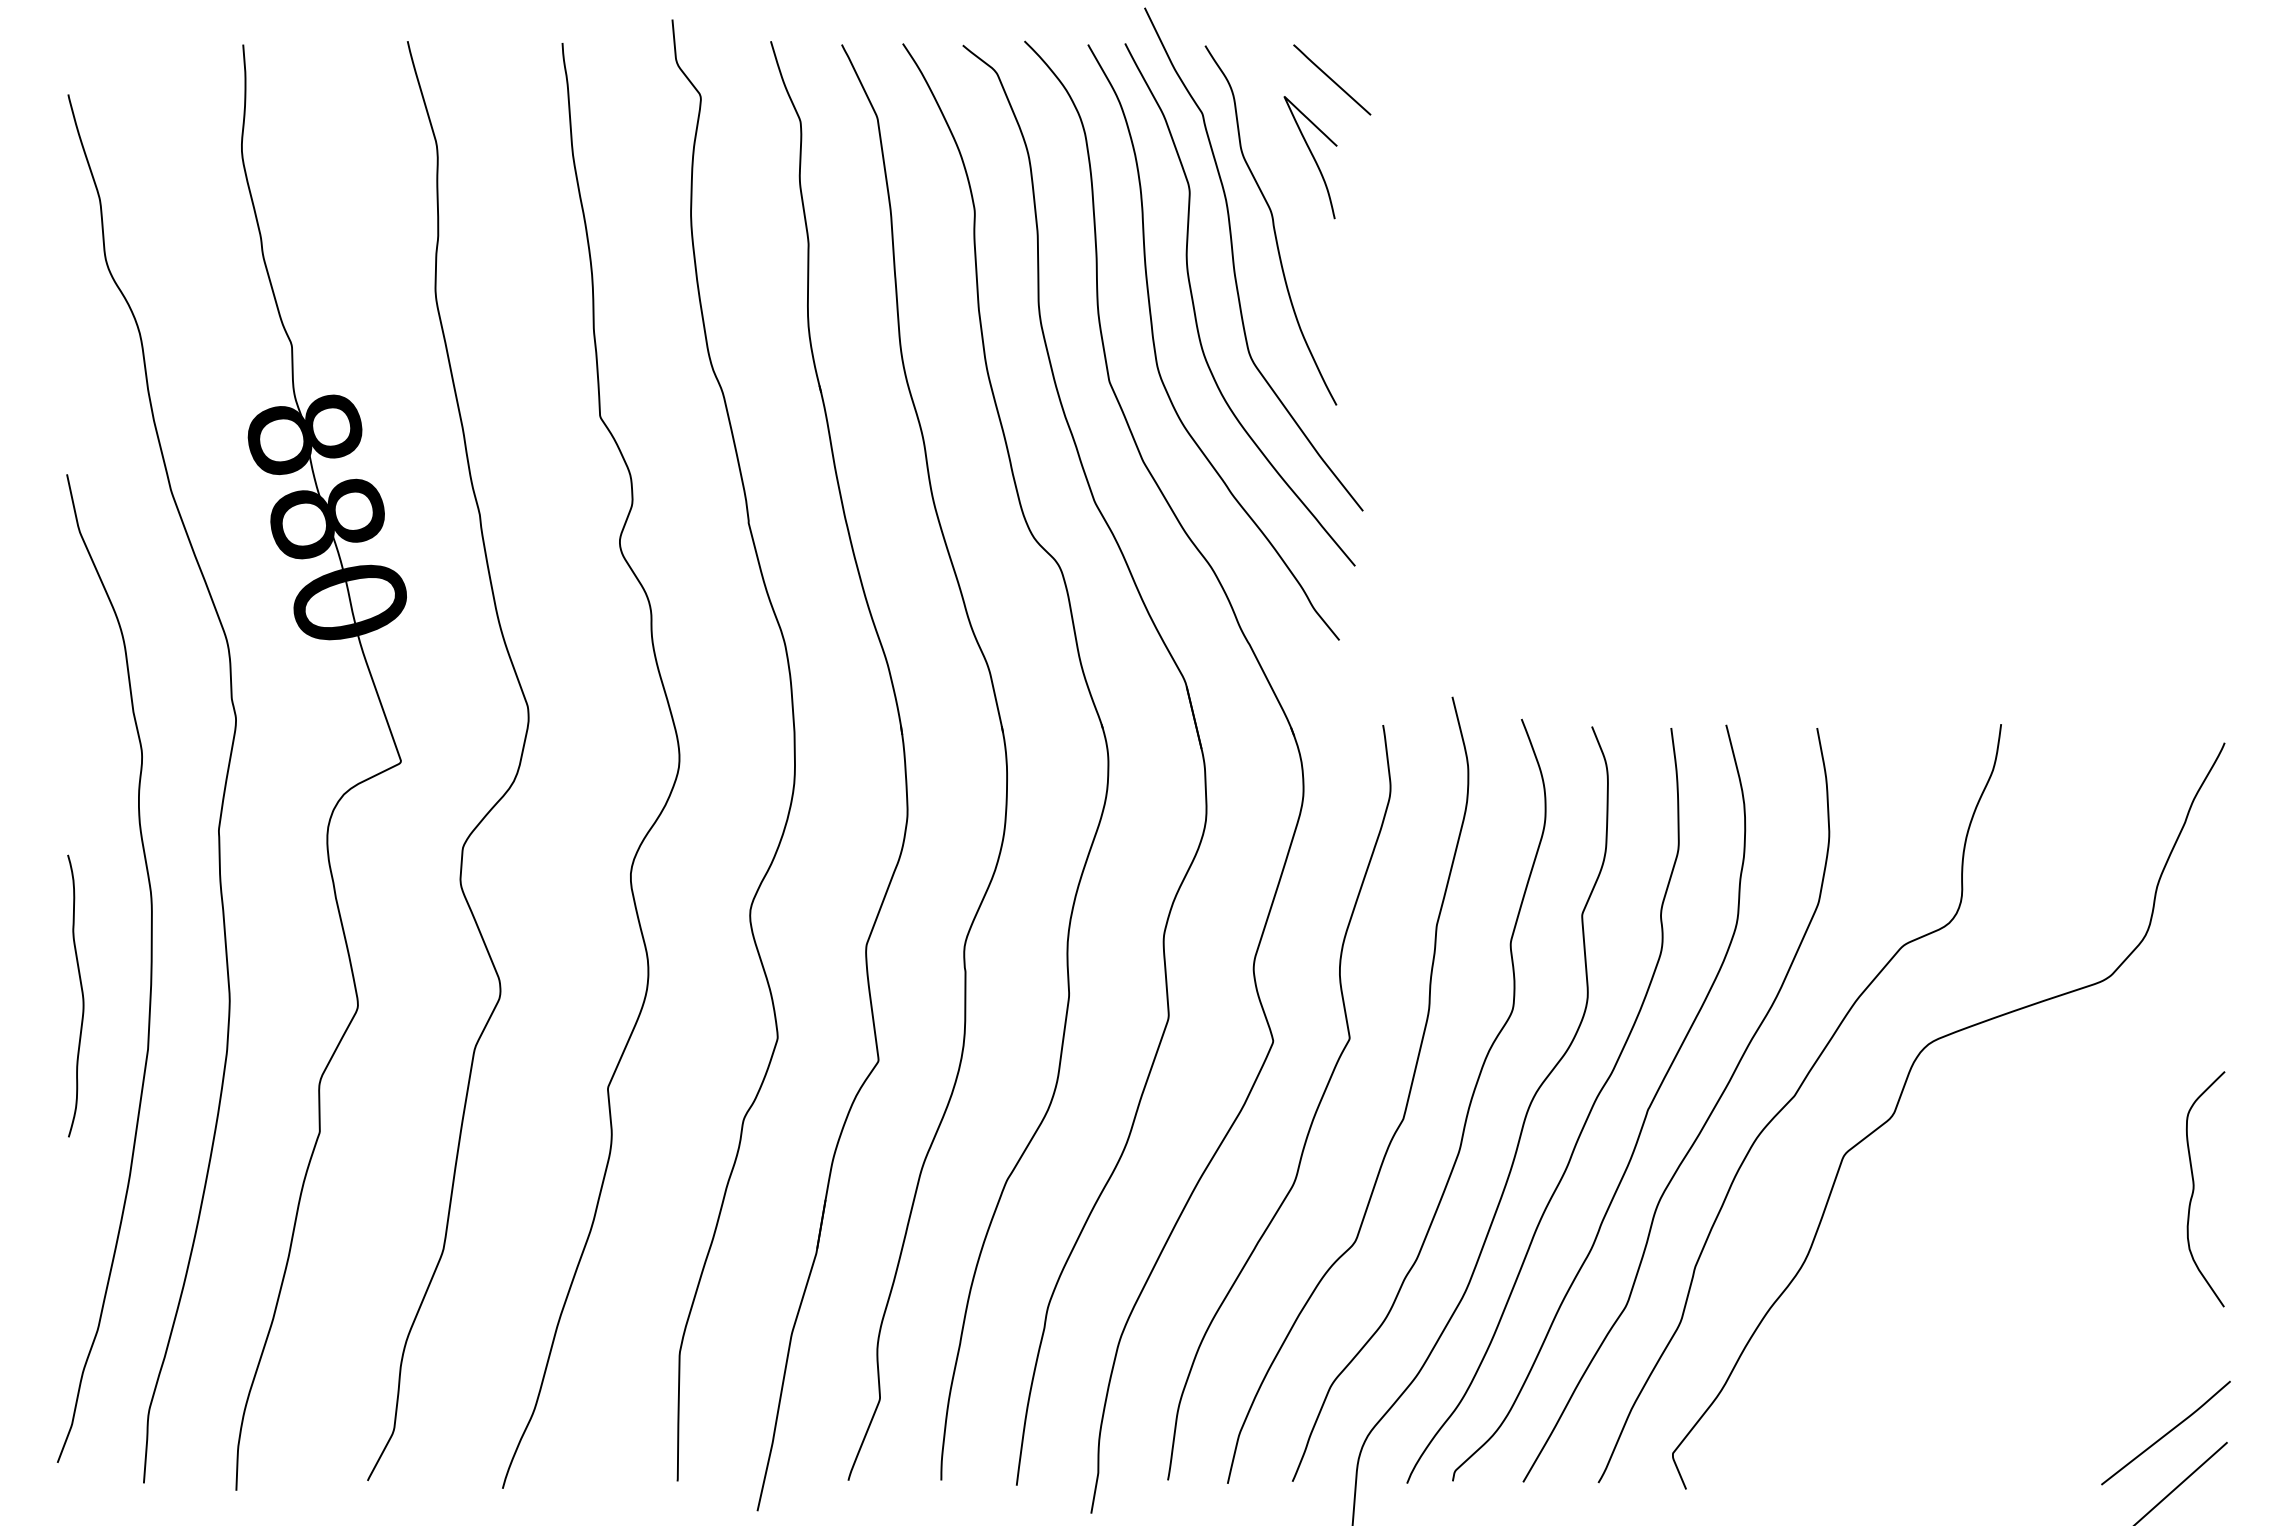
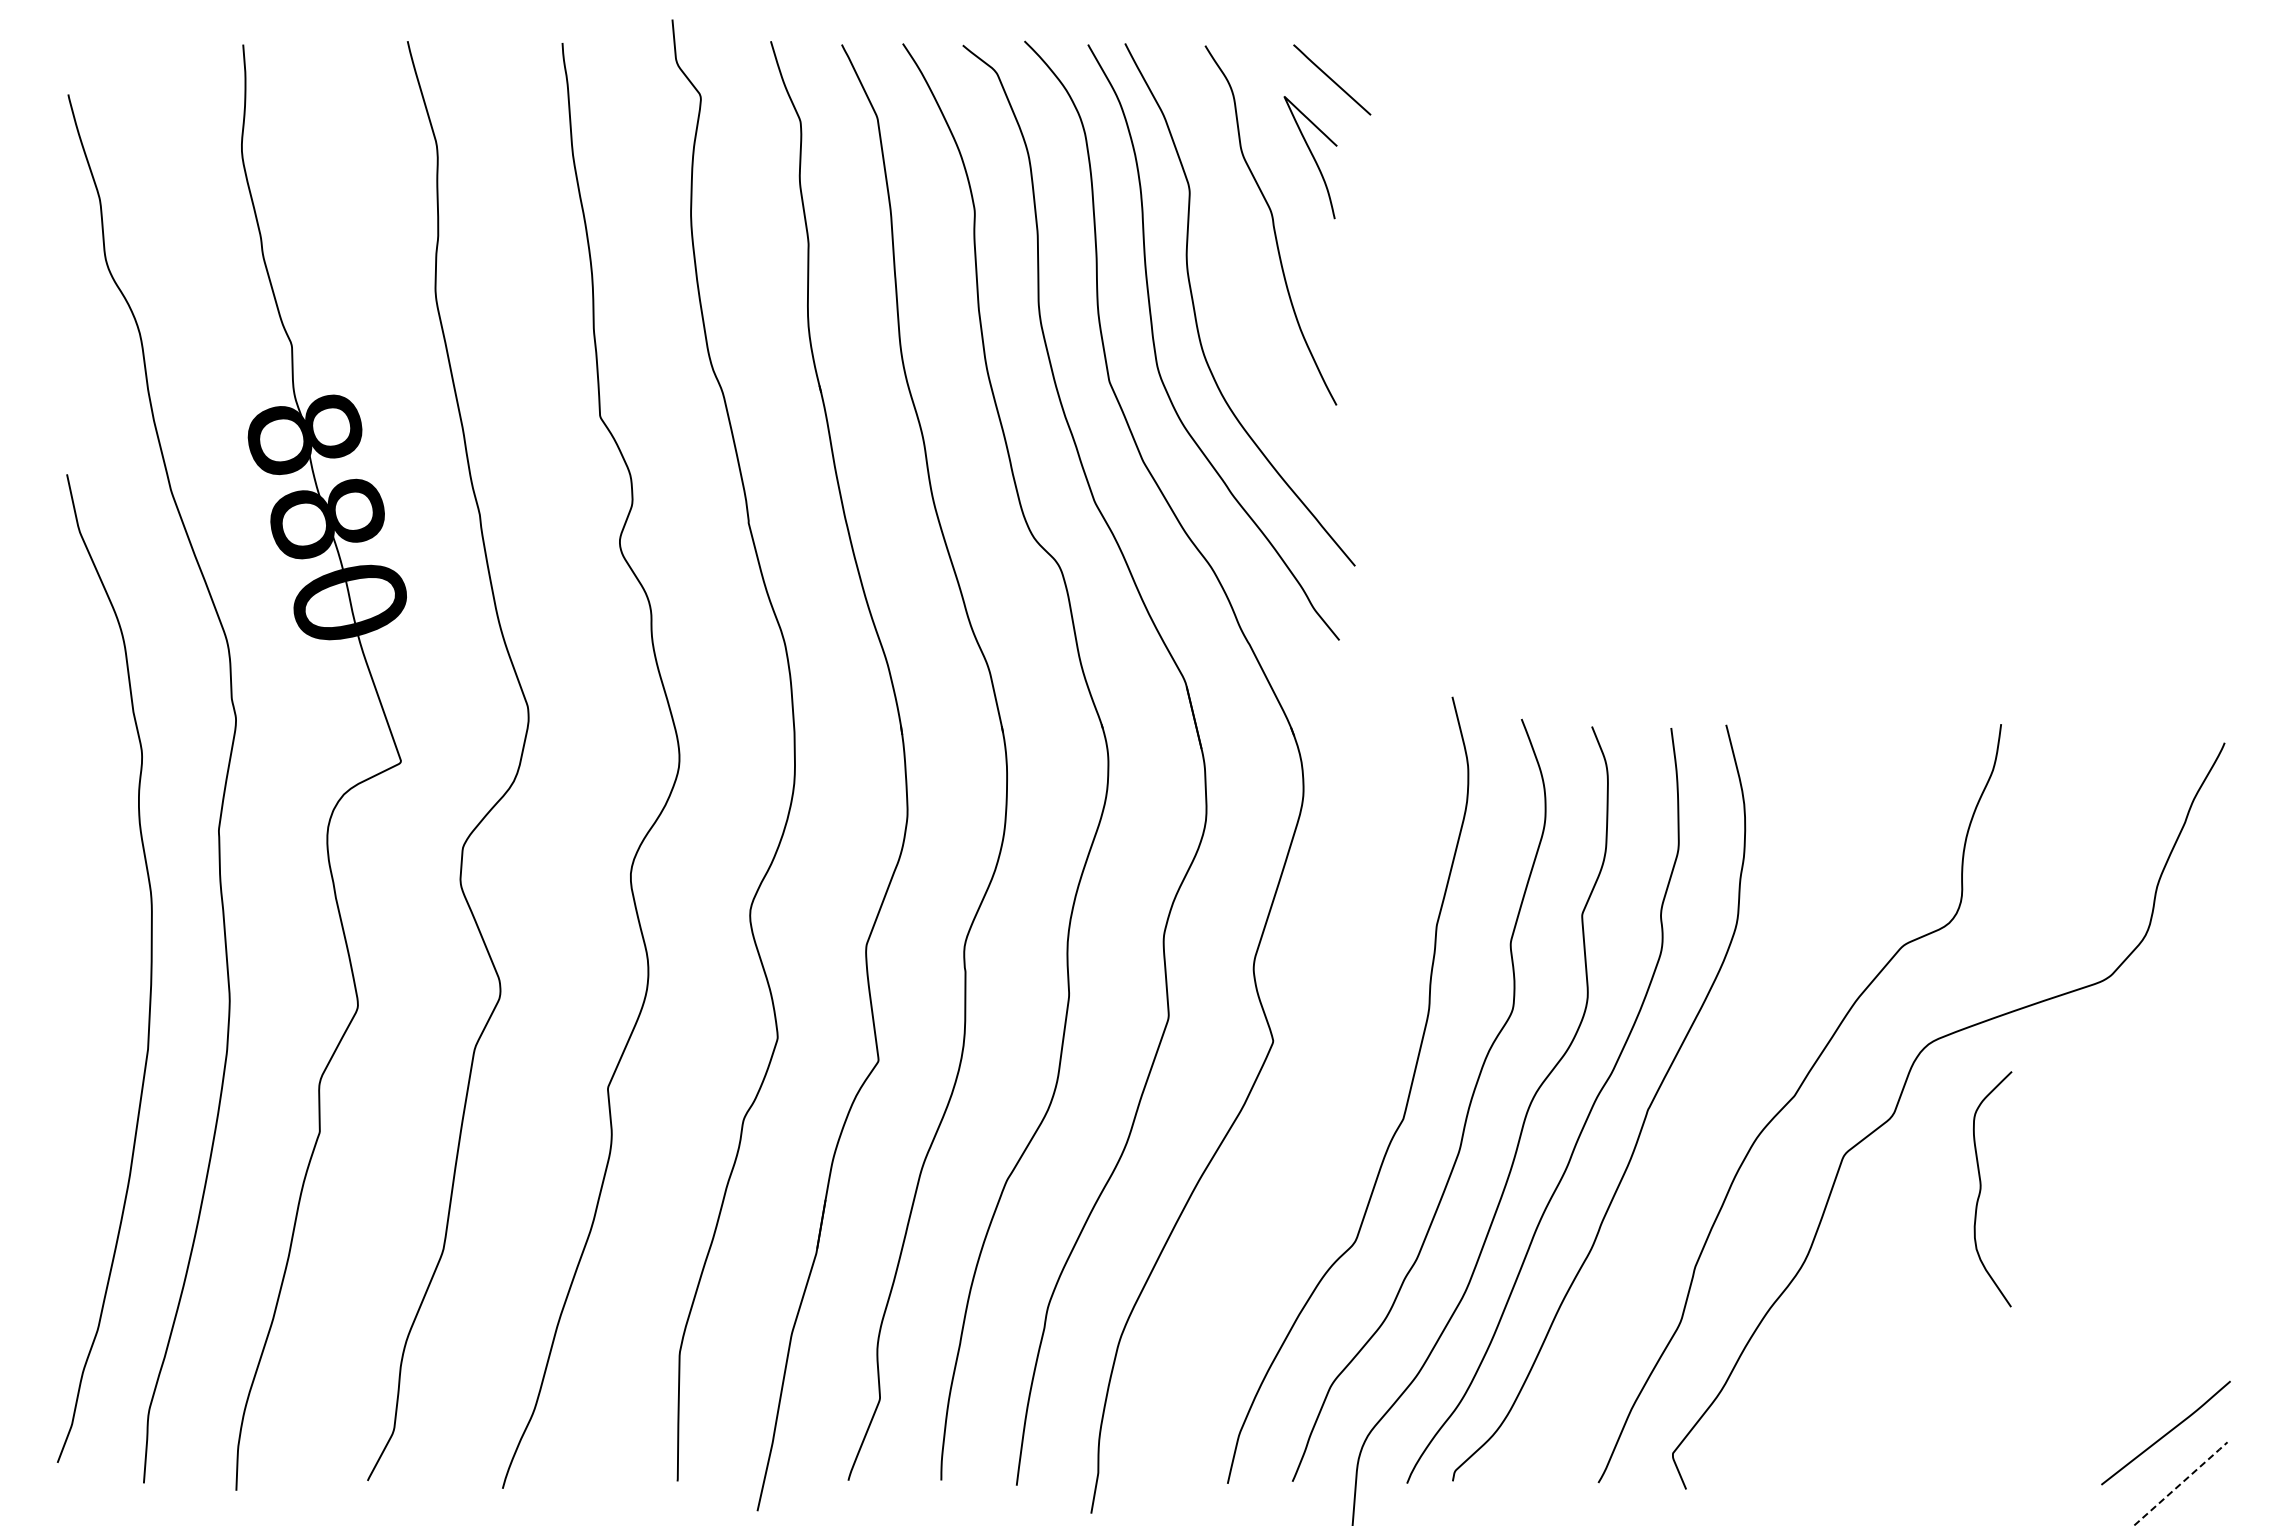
curve: present -> none (1234, 260)
curve: present -> none (81, 994)
curve: present -> none (1313, 1115)
curve: present -> none (1704, 1122)
curve position: (2194, 1189) -> (1981, 1189) (1981, 1189)
line: solid -> dashed (2181, 1483)
